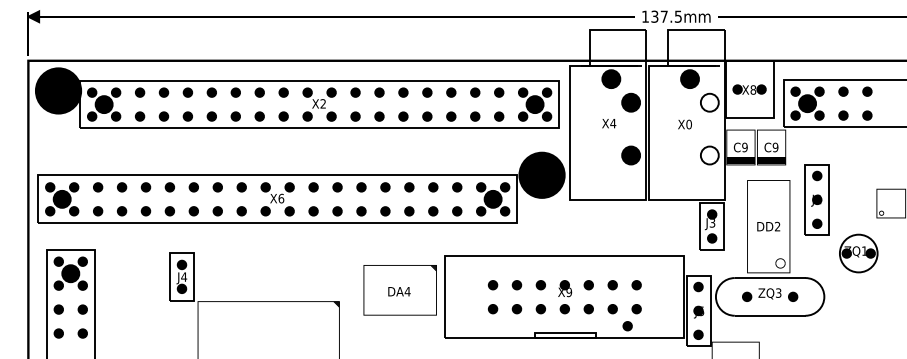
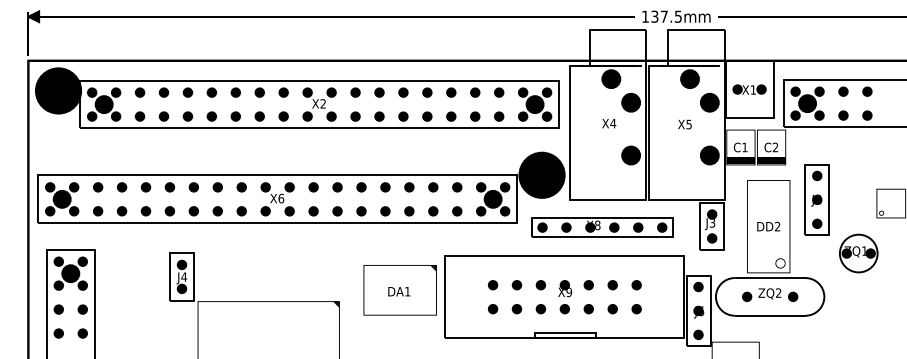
text: X8 -> X1 (753, 89)
fill: none -> present (709, 102)
text: X0 -> X5 (688, 124)
text: C9 -> C1 (744, 147)
text: C9 -> C2 (775, 147)
fill: none -> present (709, 155)
part: none -> present (602, 227)
text: DA4 -> DA1 (407, 291)
text: ZQ3 -> ZQ2 (778, 293)
part: present -> none (627, 326)
